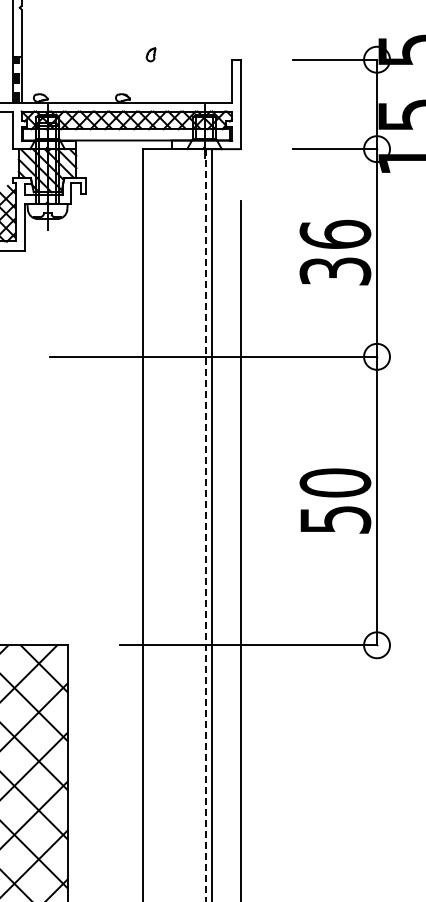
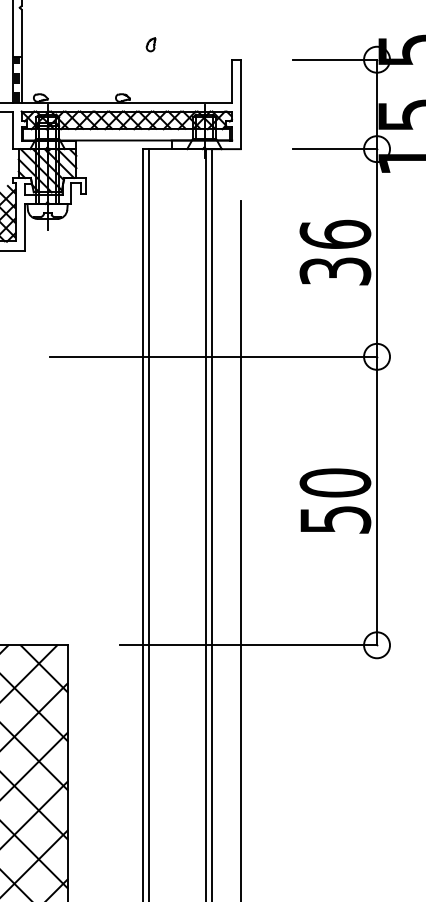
part position: (150, 54) -> (150, 44) (150, 44)
line: none -> present (148, 523)
line: dashed -> solid (206, 526)
